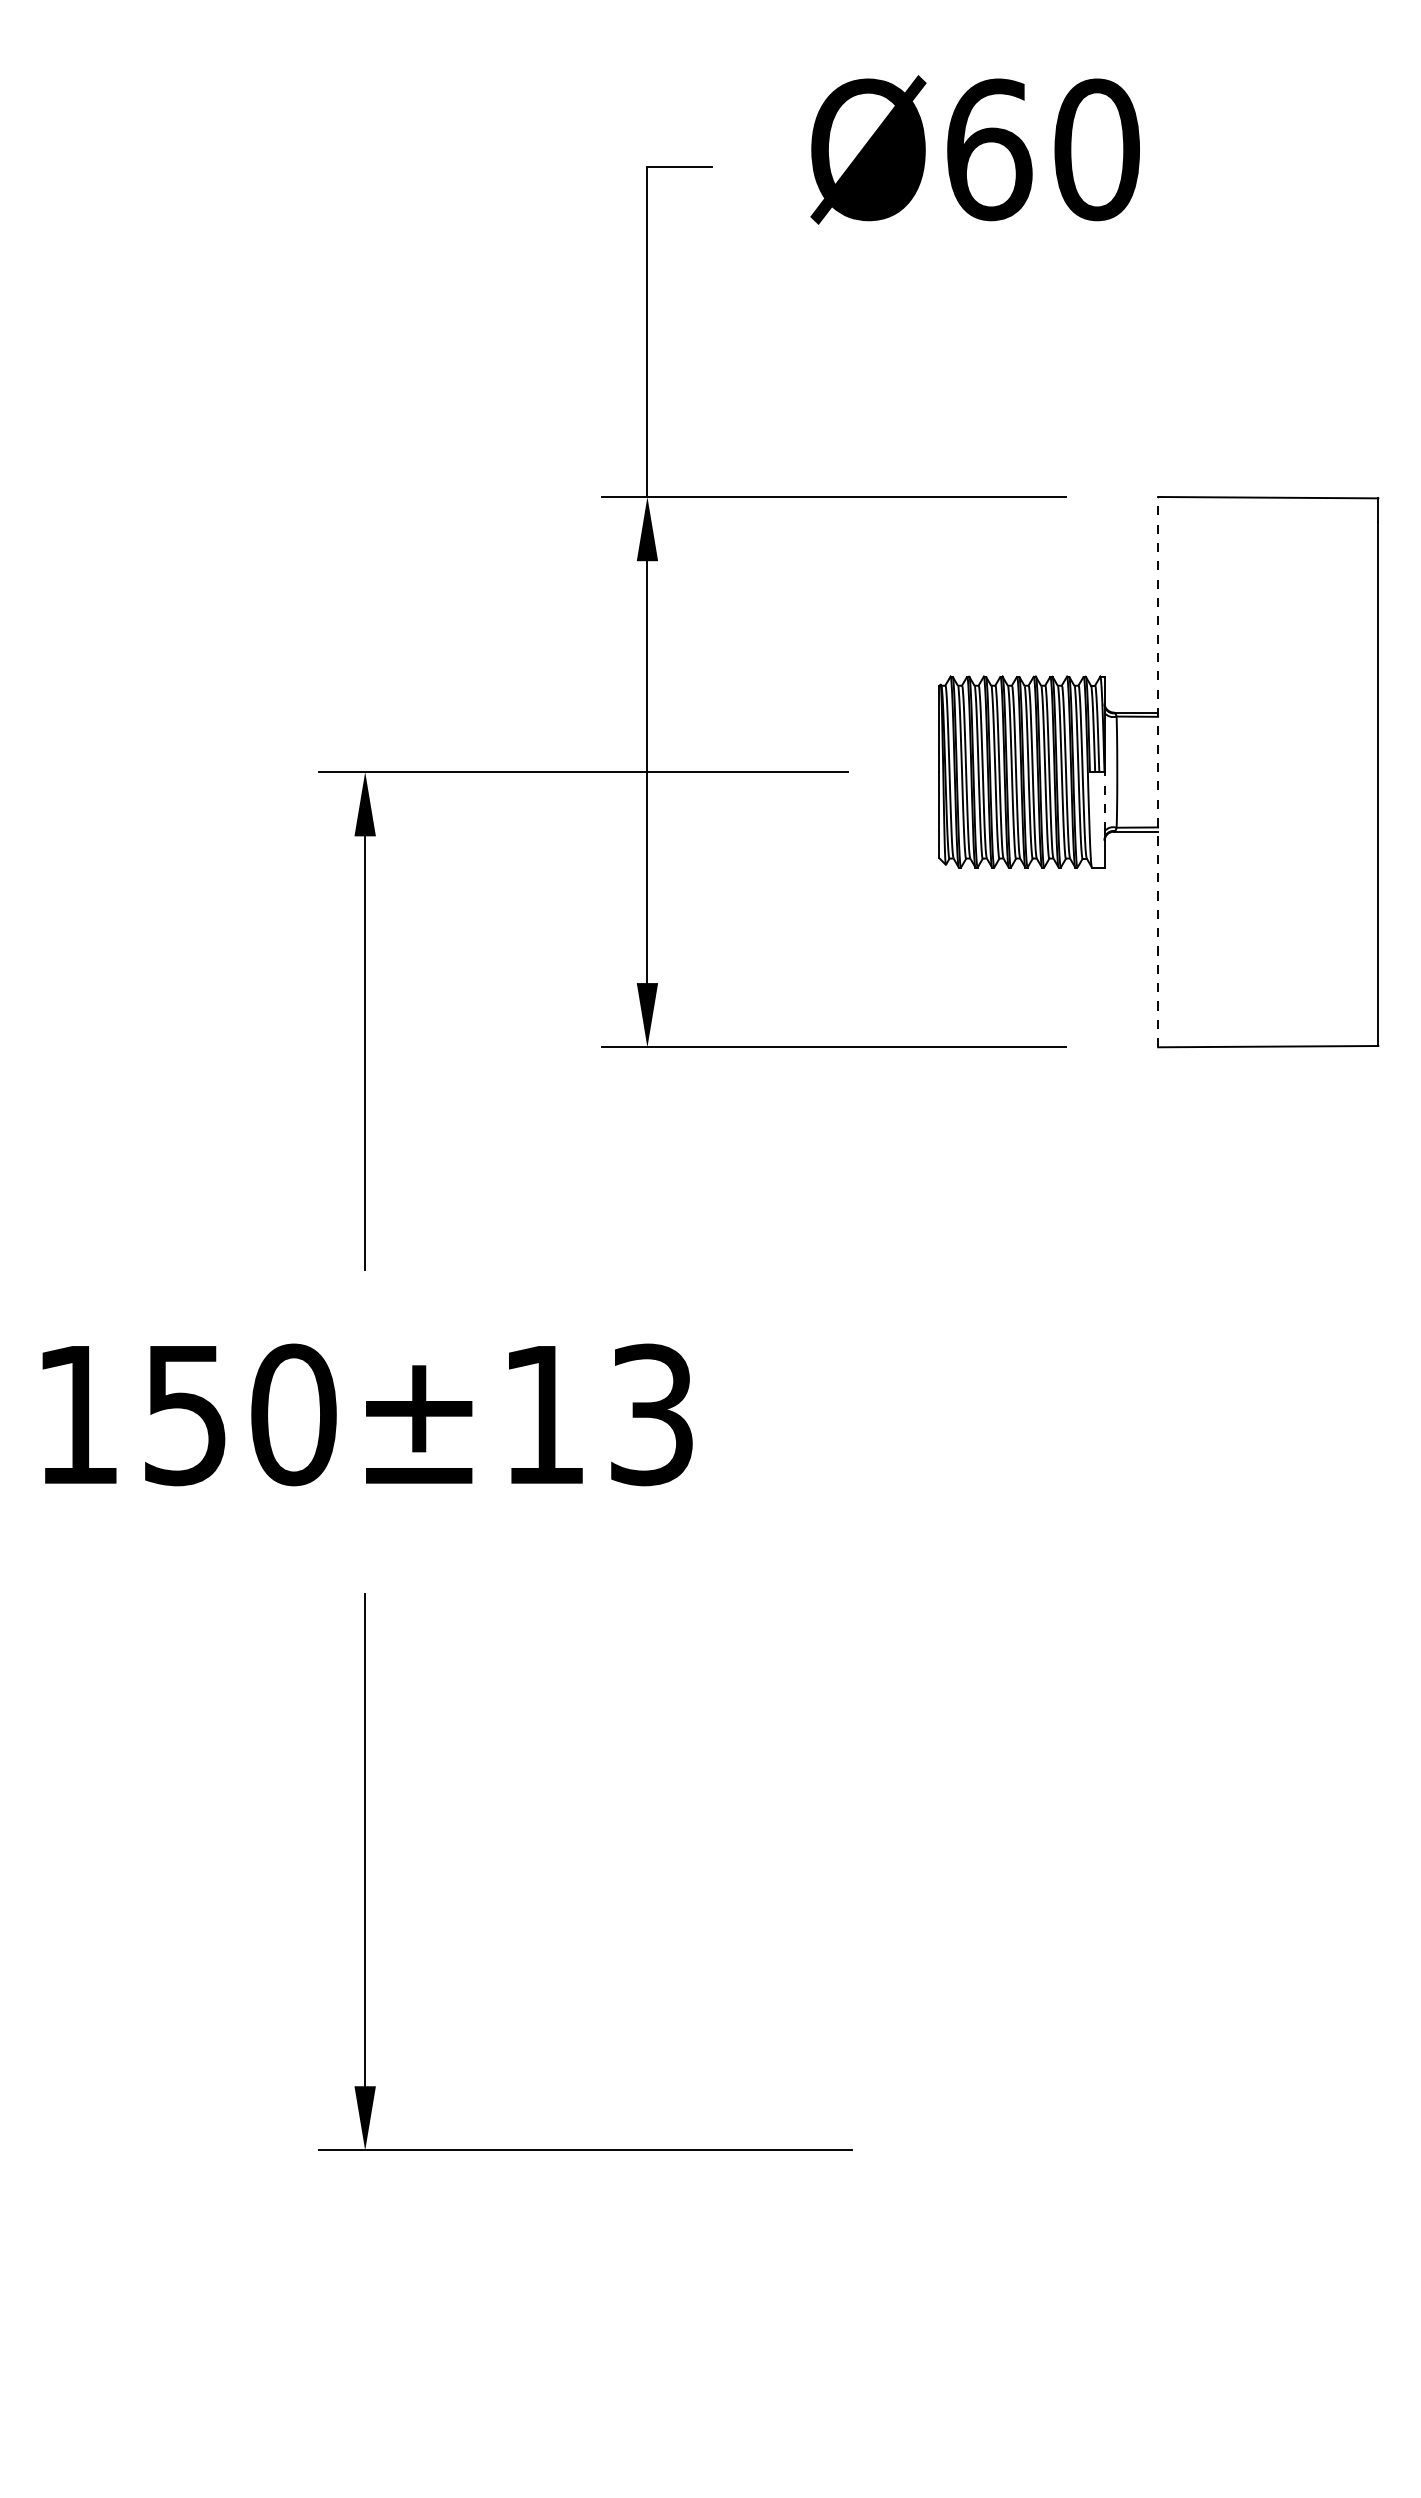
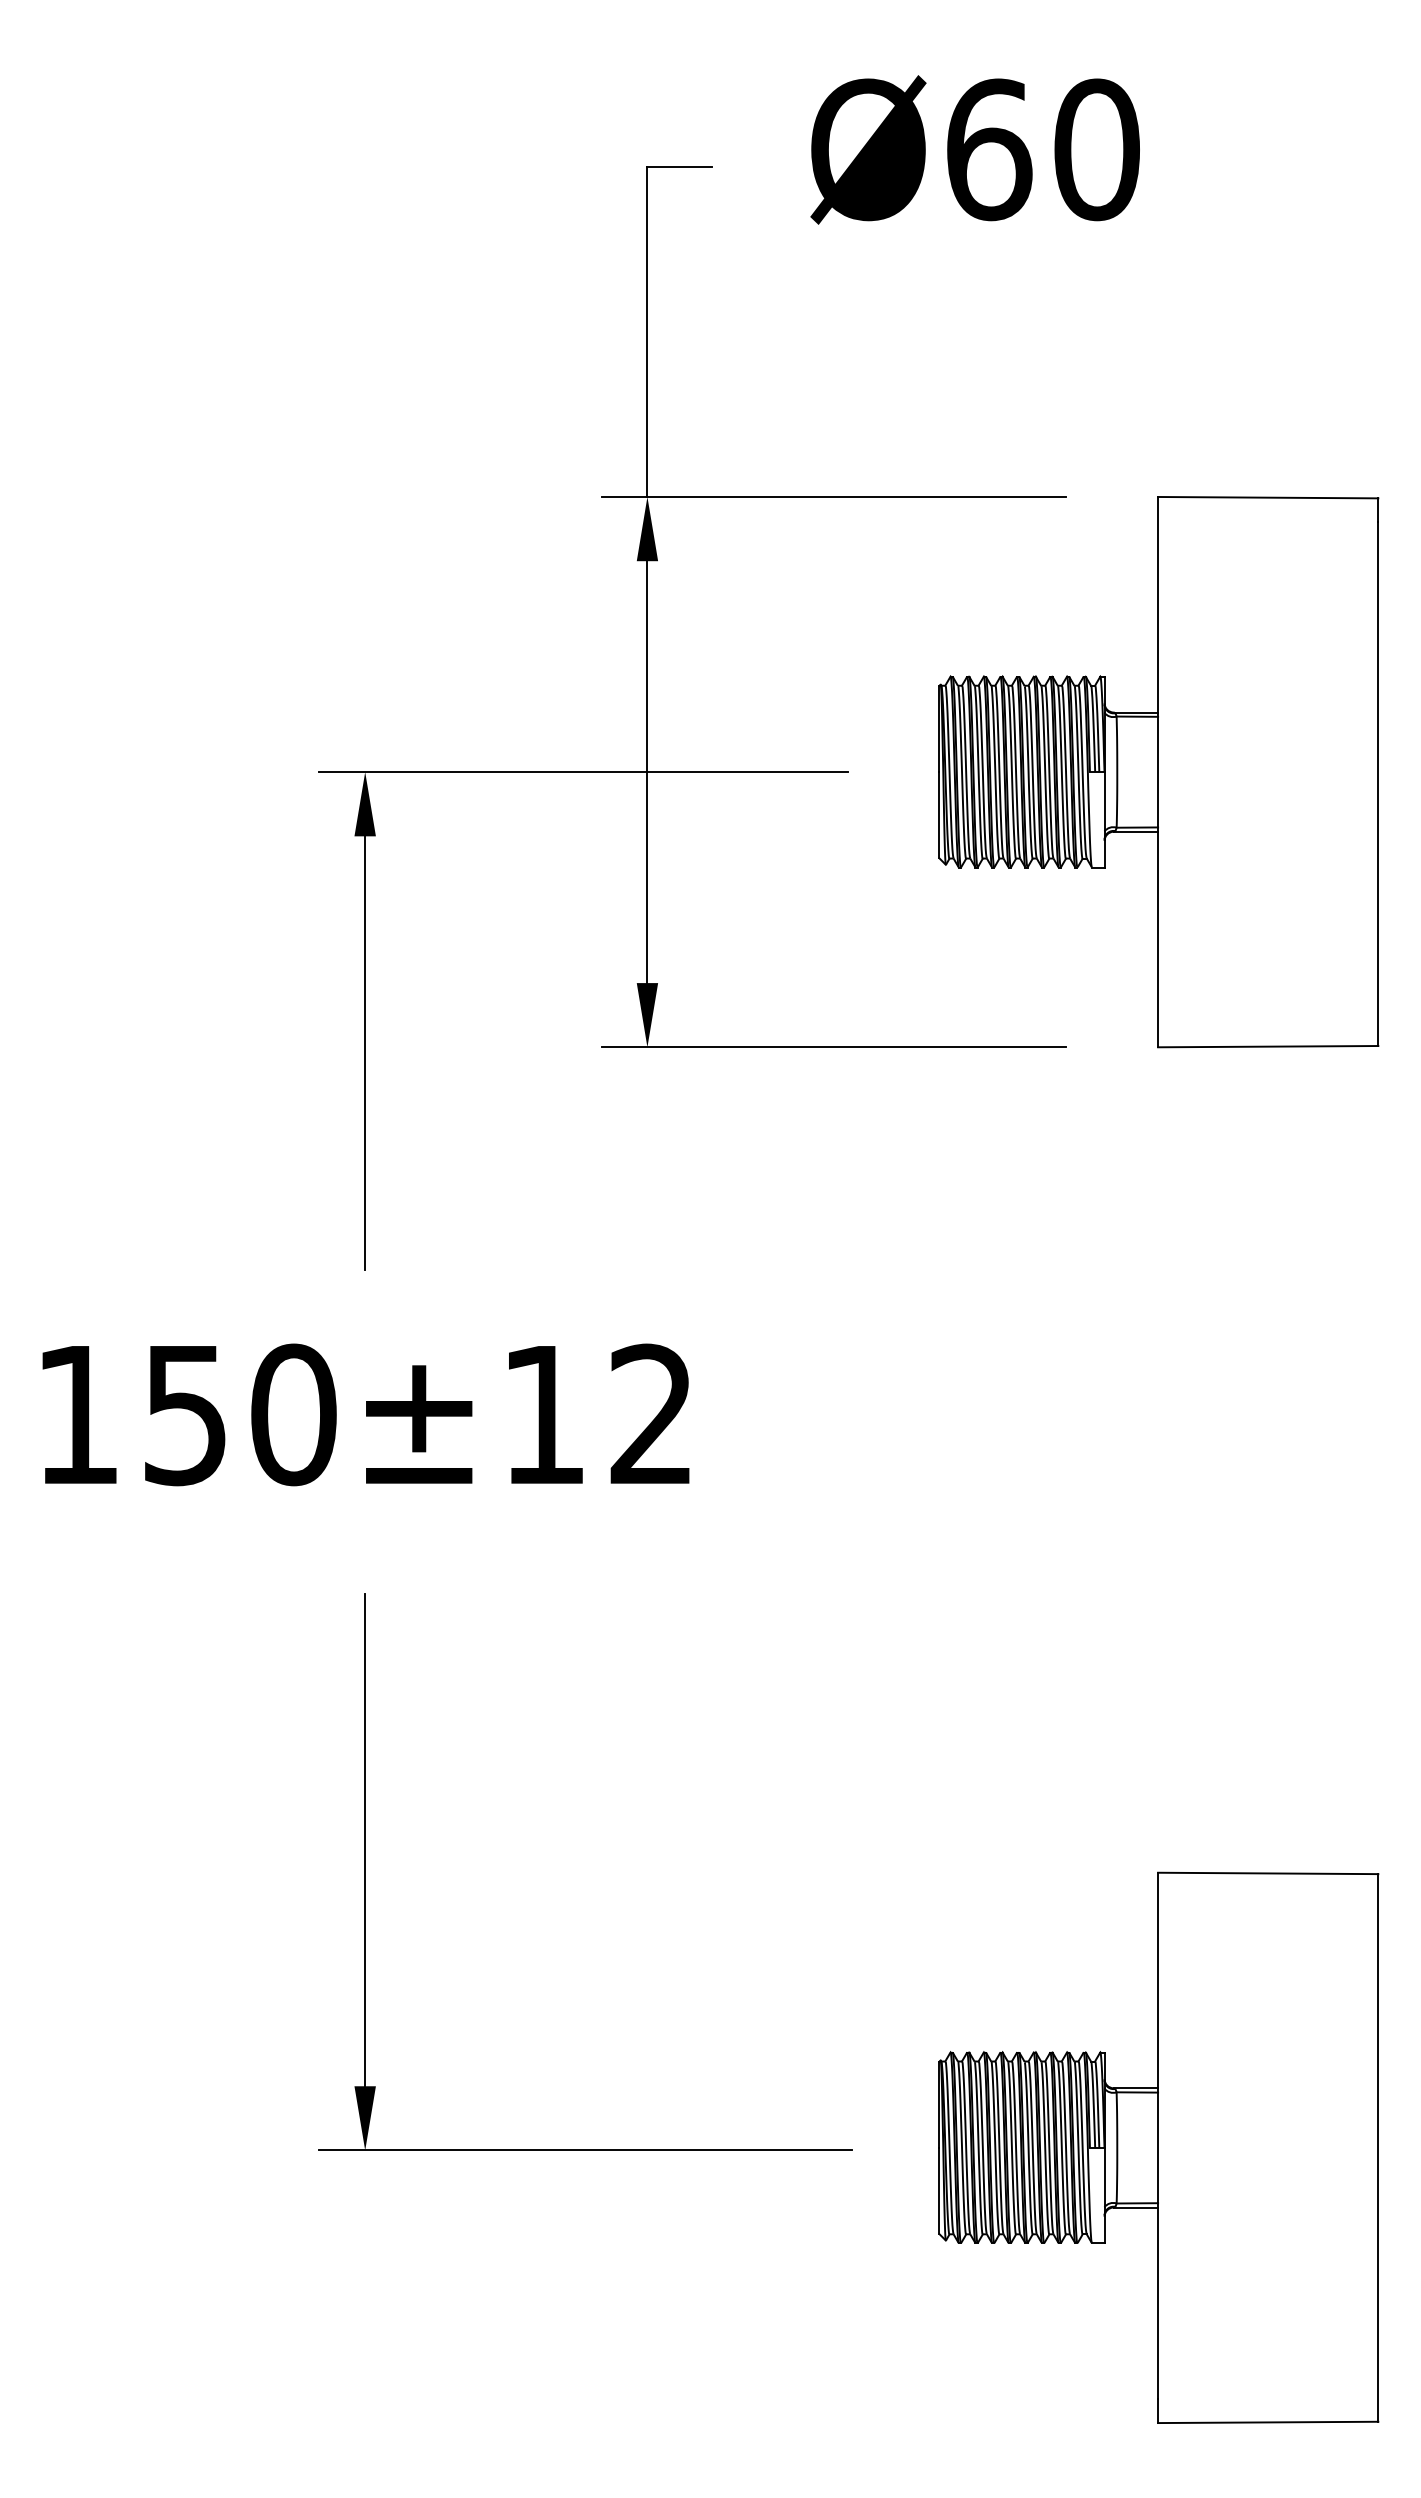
line: dashed -> solid (1158, 771)
line: dashed -> solid (1104, 801)
text: 150±13 -> 150±12 (651, 1414)
part: none -> present (1158, 2147)
